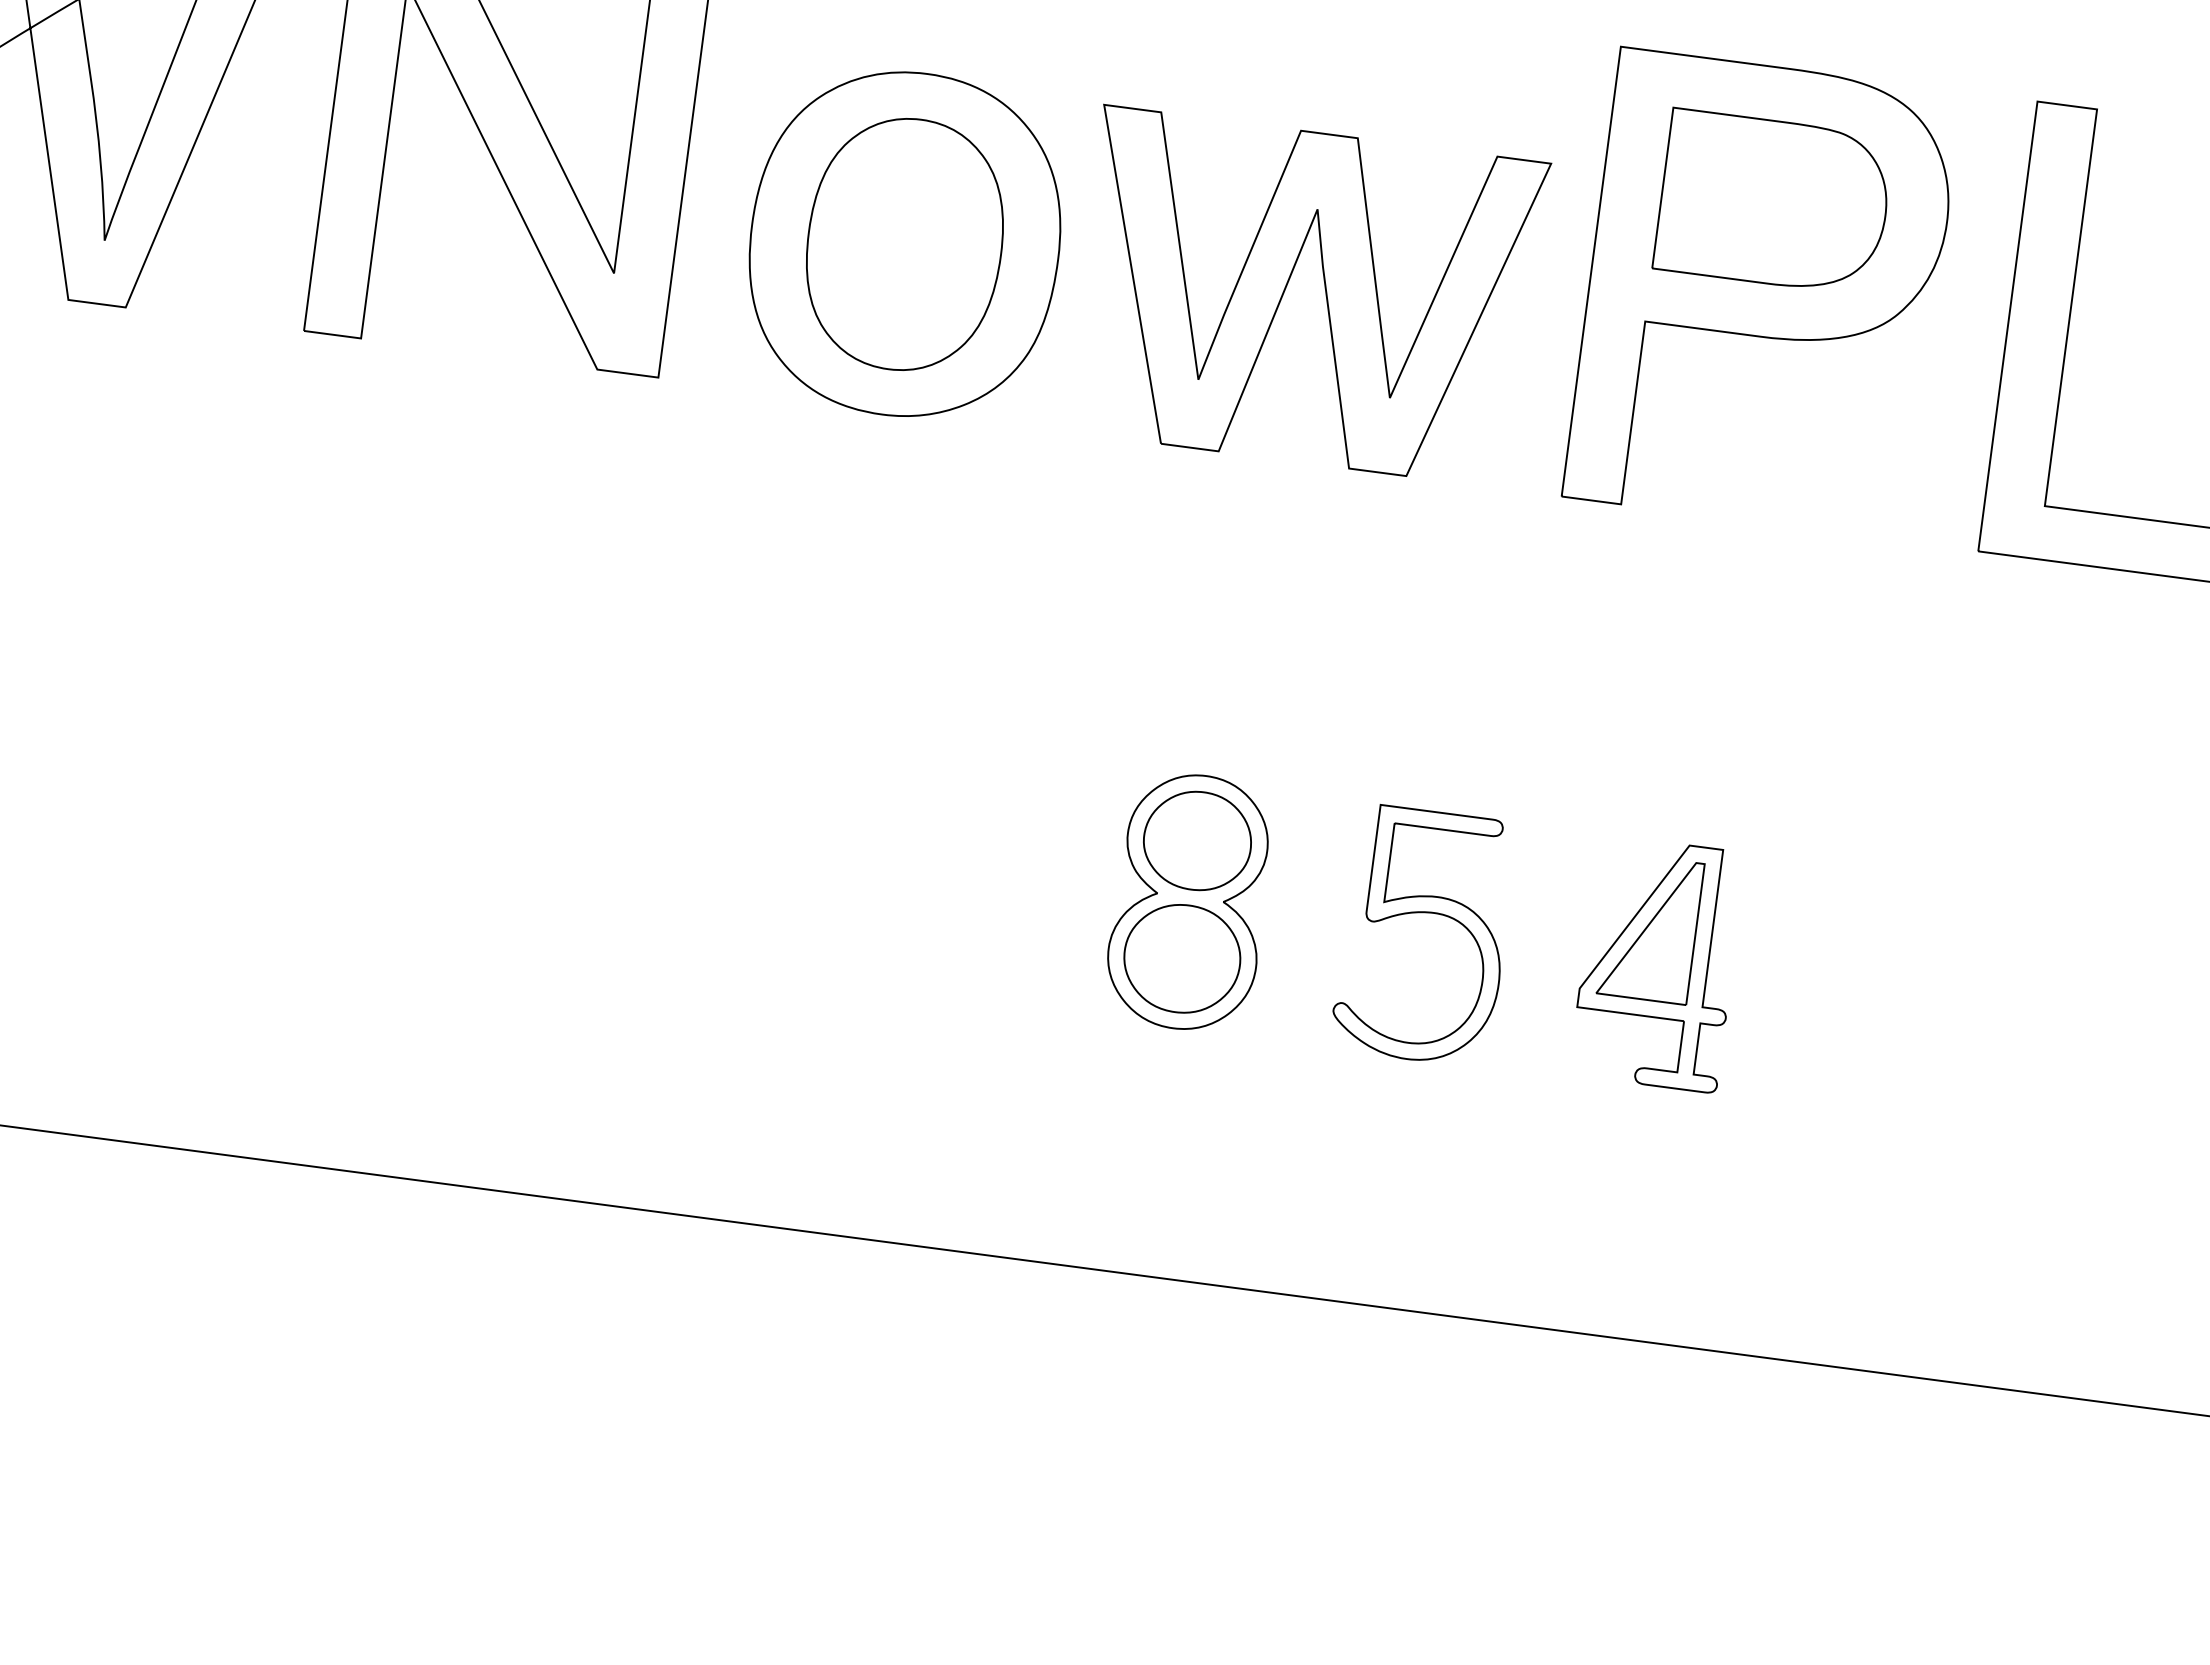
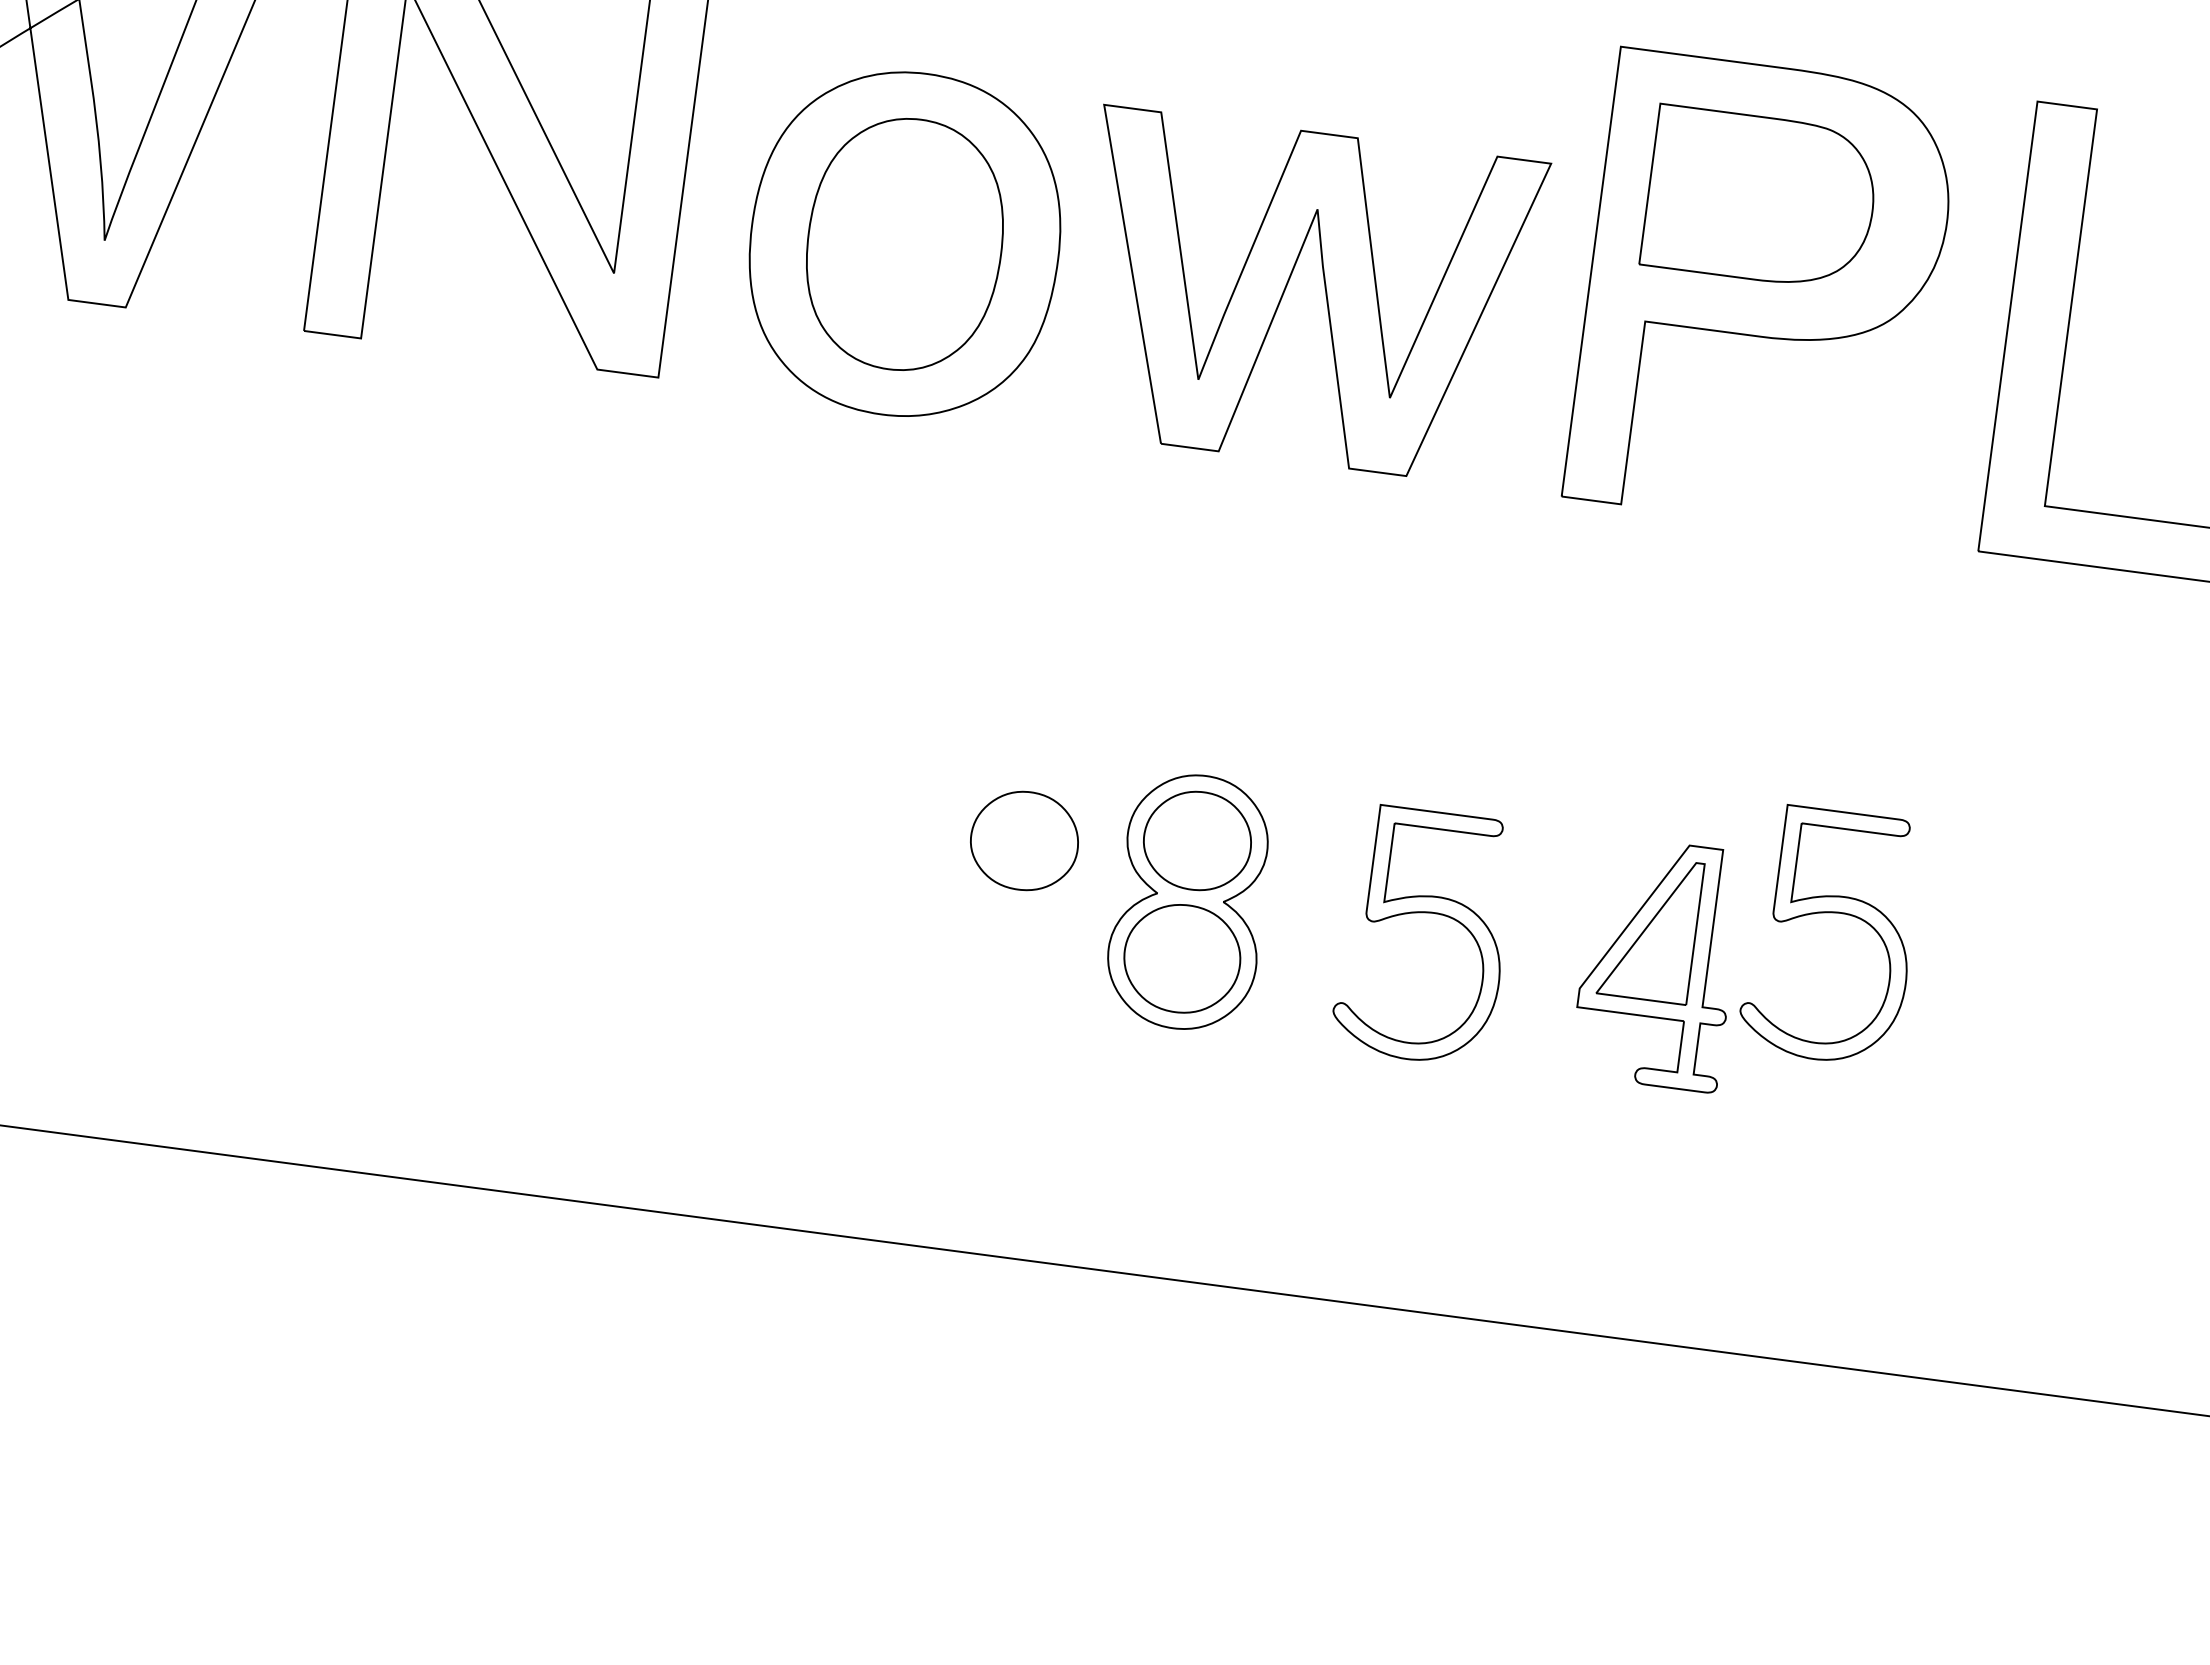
part position: (1769, 196) -> (1756, 192) (1756, 192)
part: none -> present (1024, 840)
part: none -> present (1824, 913)
